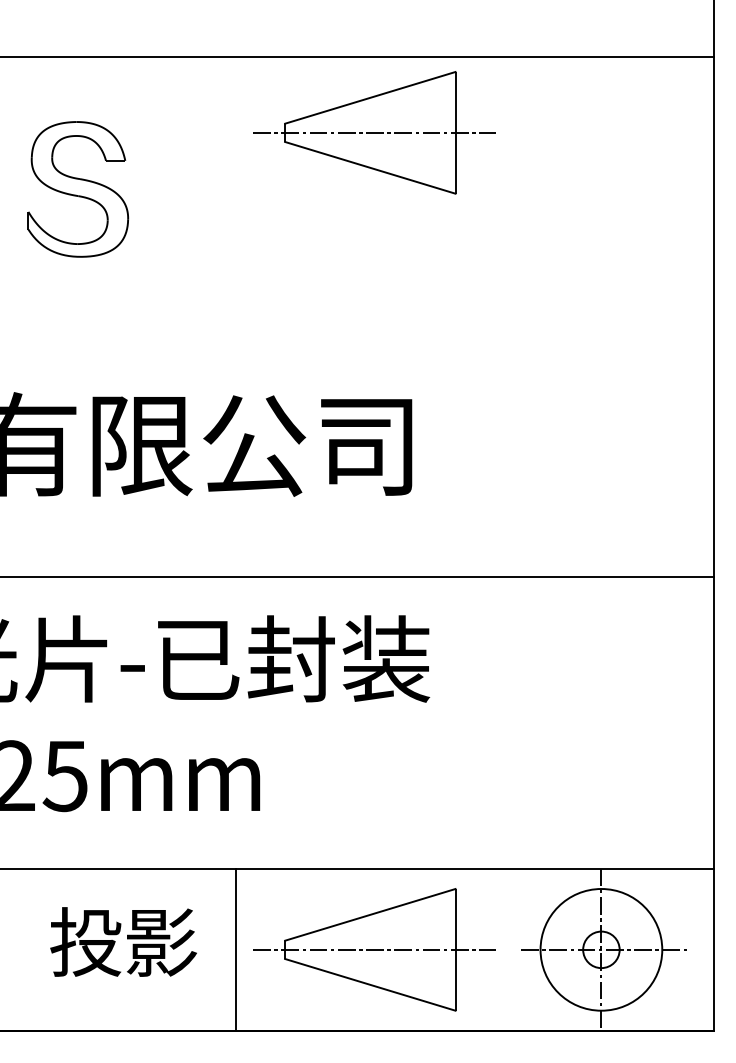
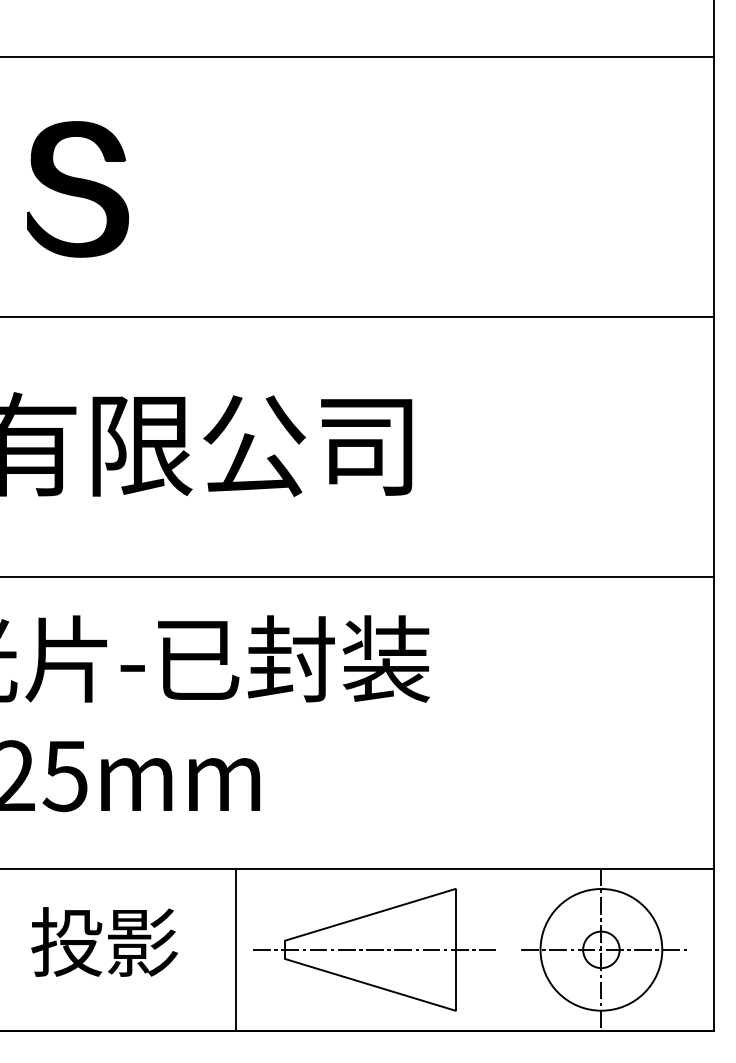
part: present -> none (374, 132)
fill: none -> present (78, 189)
line: none -> present (358, 317)
text position: (123, 941) -> (104, 941) (104, 941)
